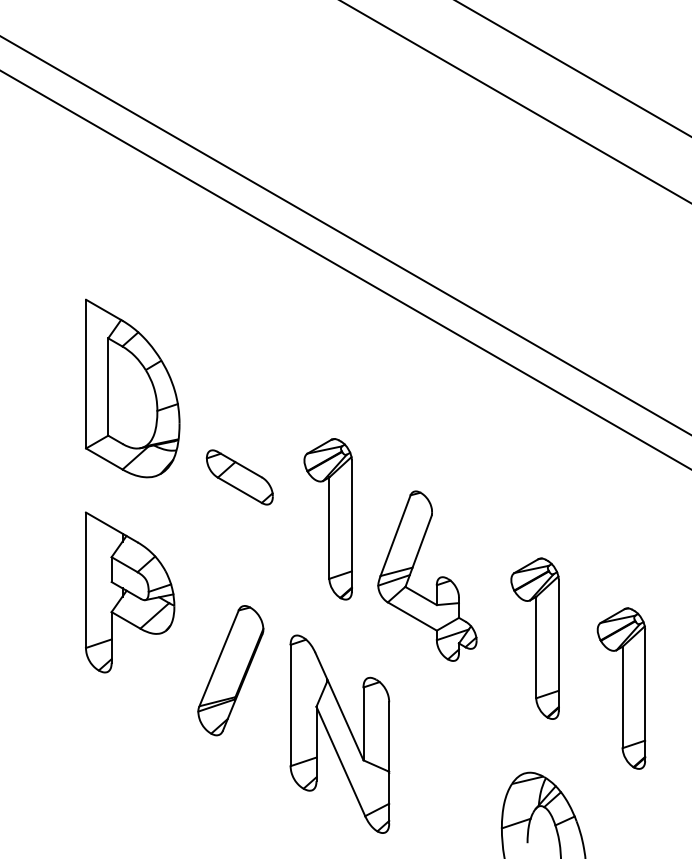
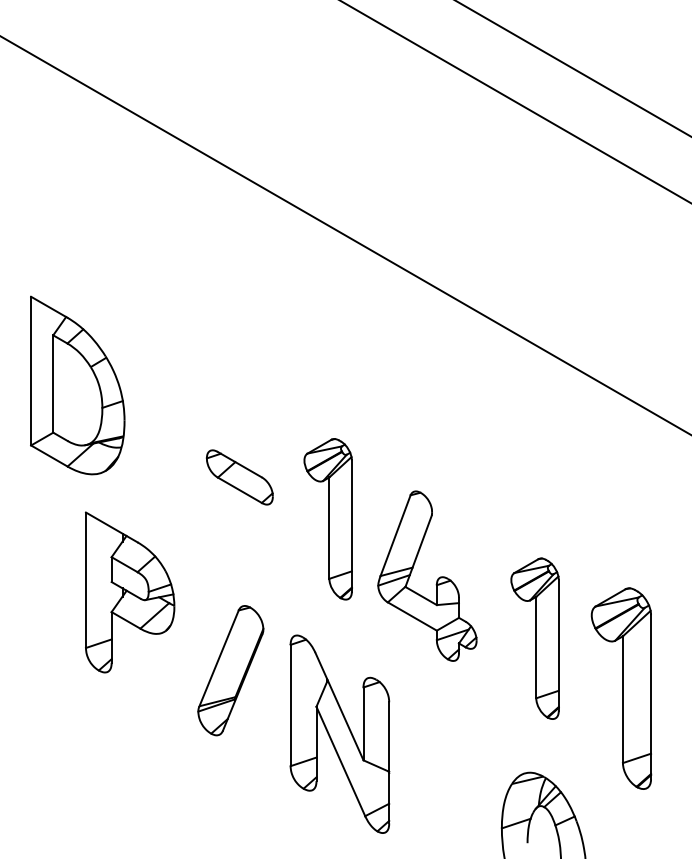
line: present -> none (345, 269)
part position: (132, 388) -> (77, 385) (77, 385)
part size: 51x163 px -> 63x203 px (621, 688)
